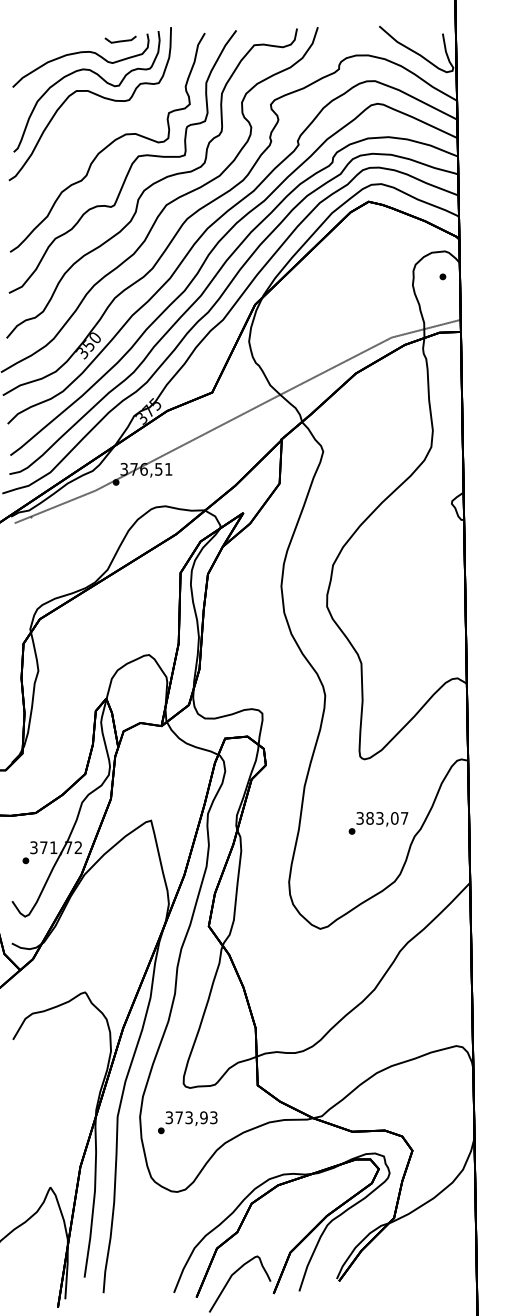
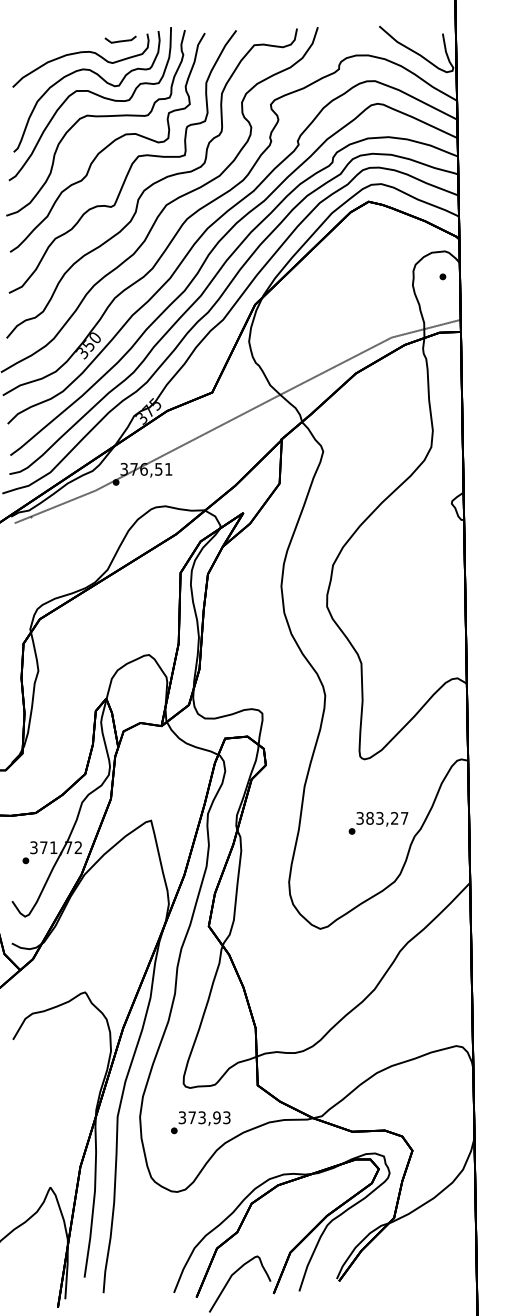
curve: none -> present (95, 117)
text: 383,07 -> 383,27 (394, 818)
text position: (187, 1122) -> (200, 1122) (200, 1122)
